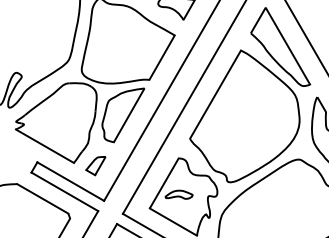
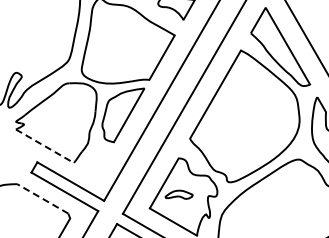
line: solid -> dashed (45, 146)
part: present -> none (95, 166)
line: solid -> dashed (42, 198)
